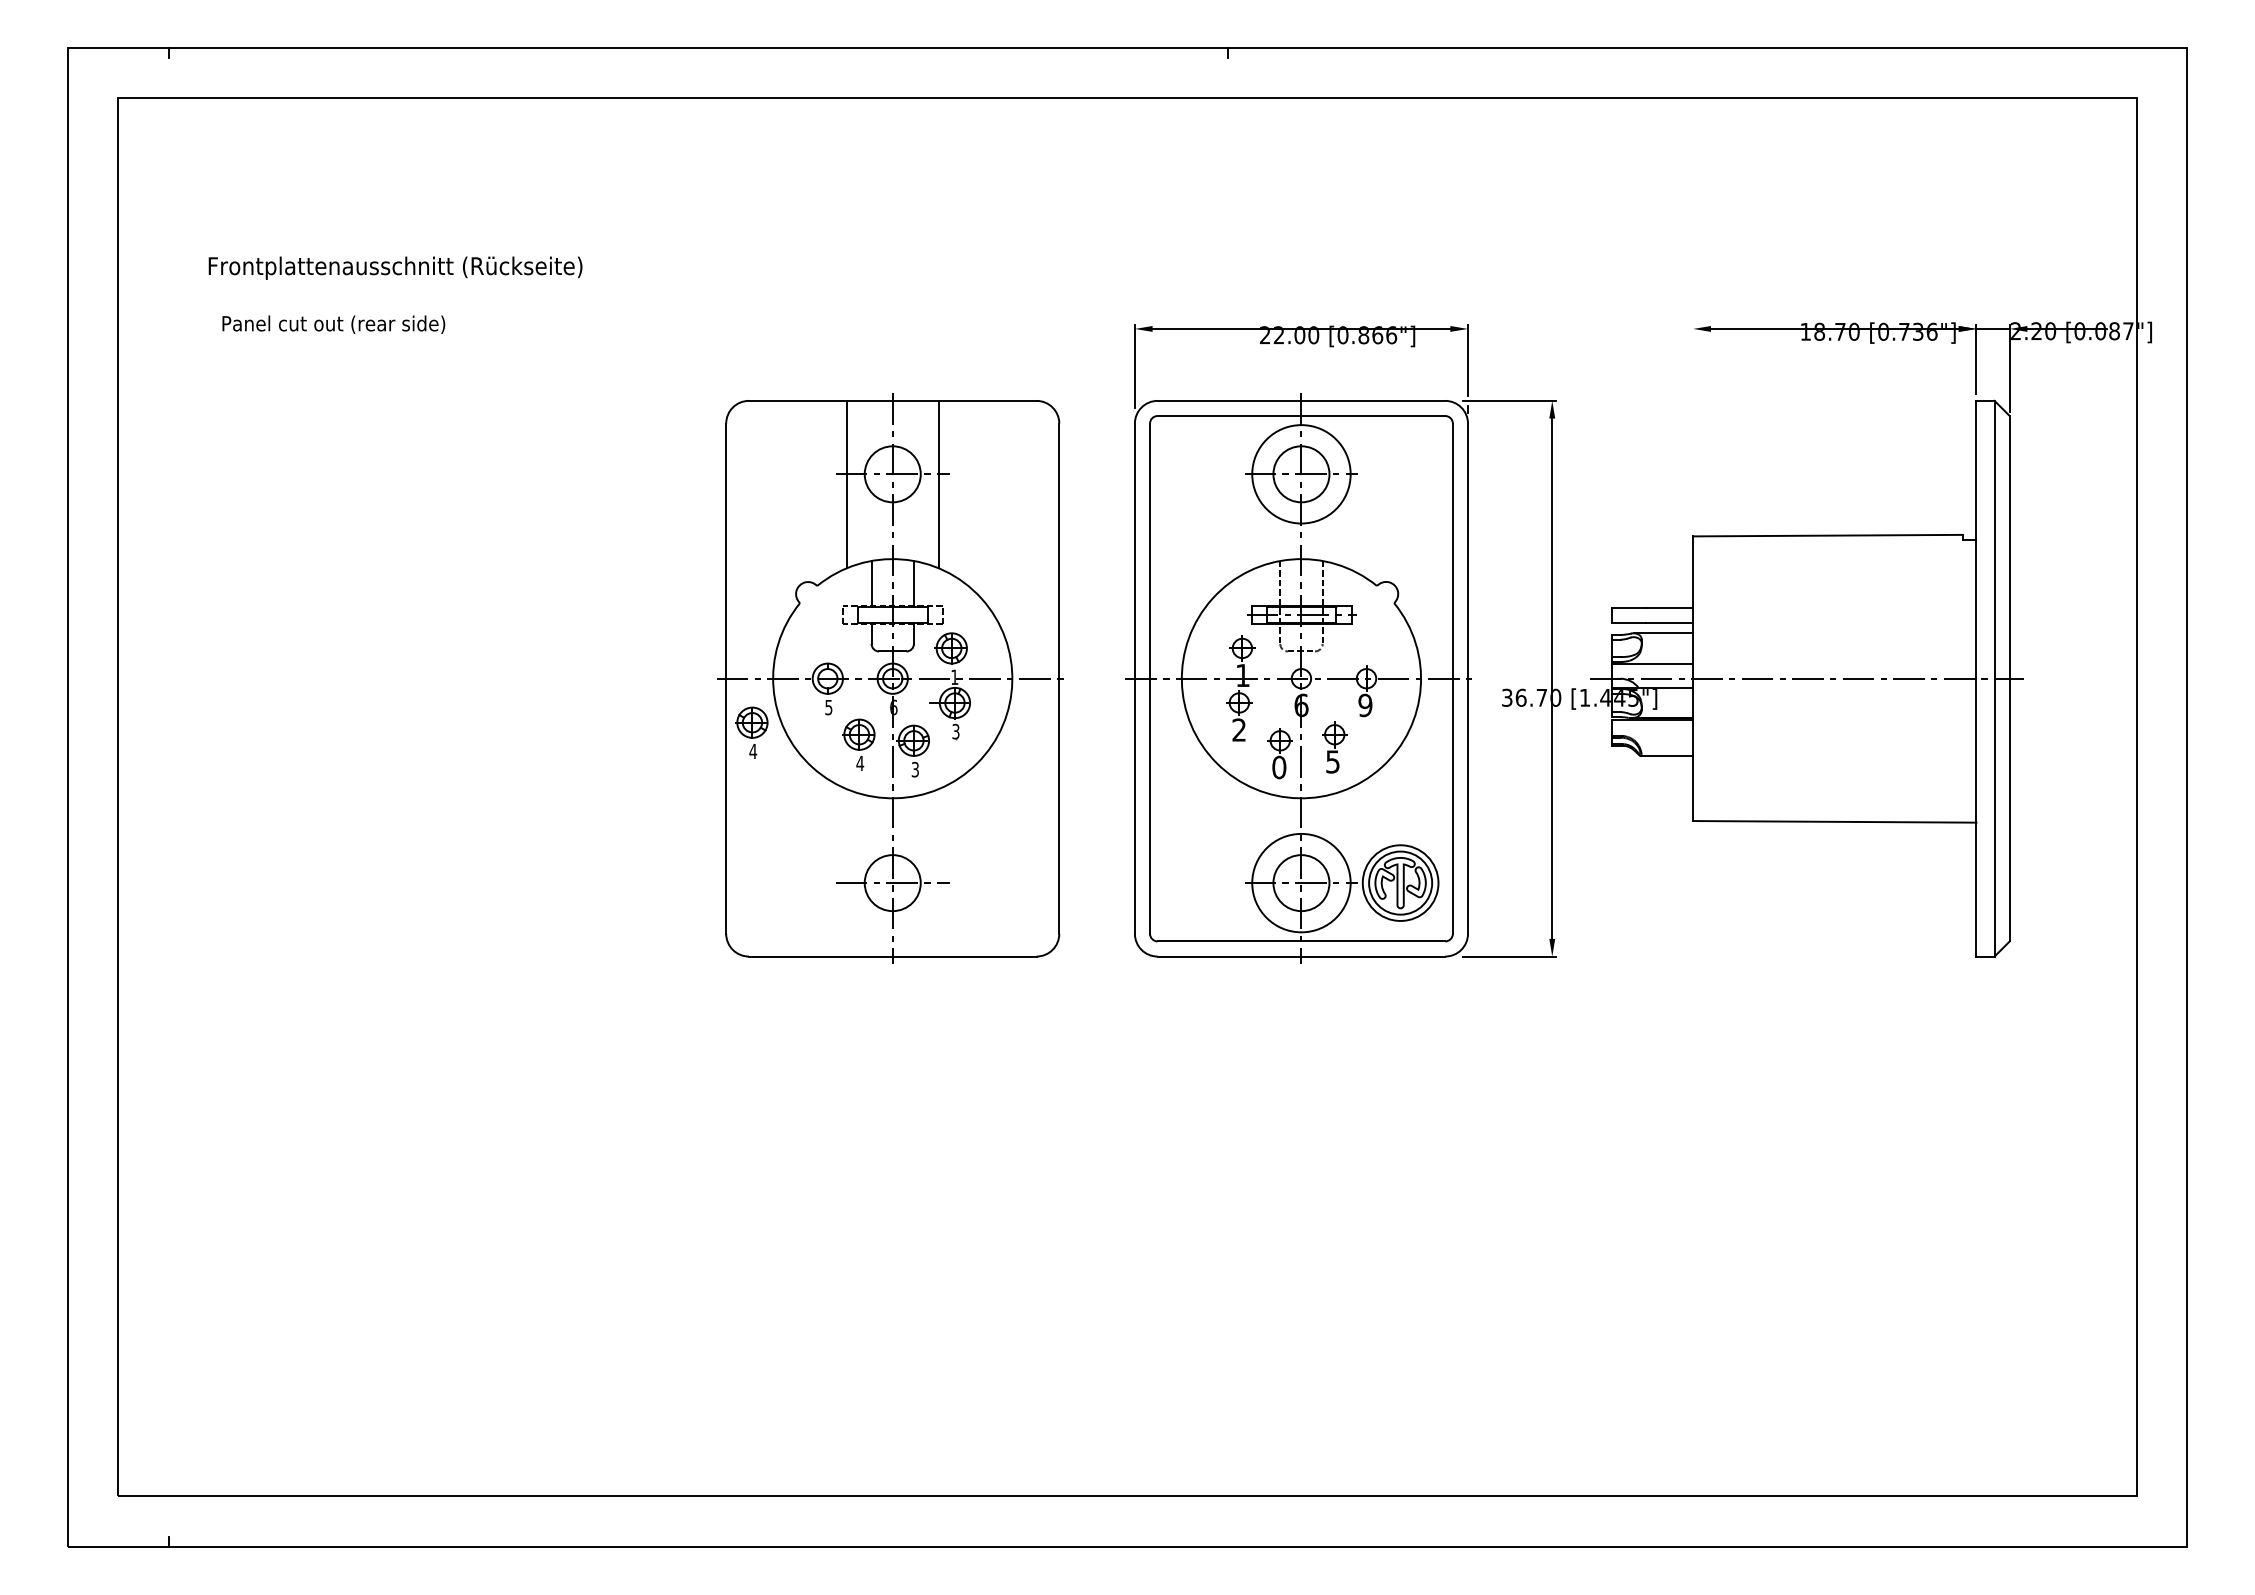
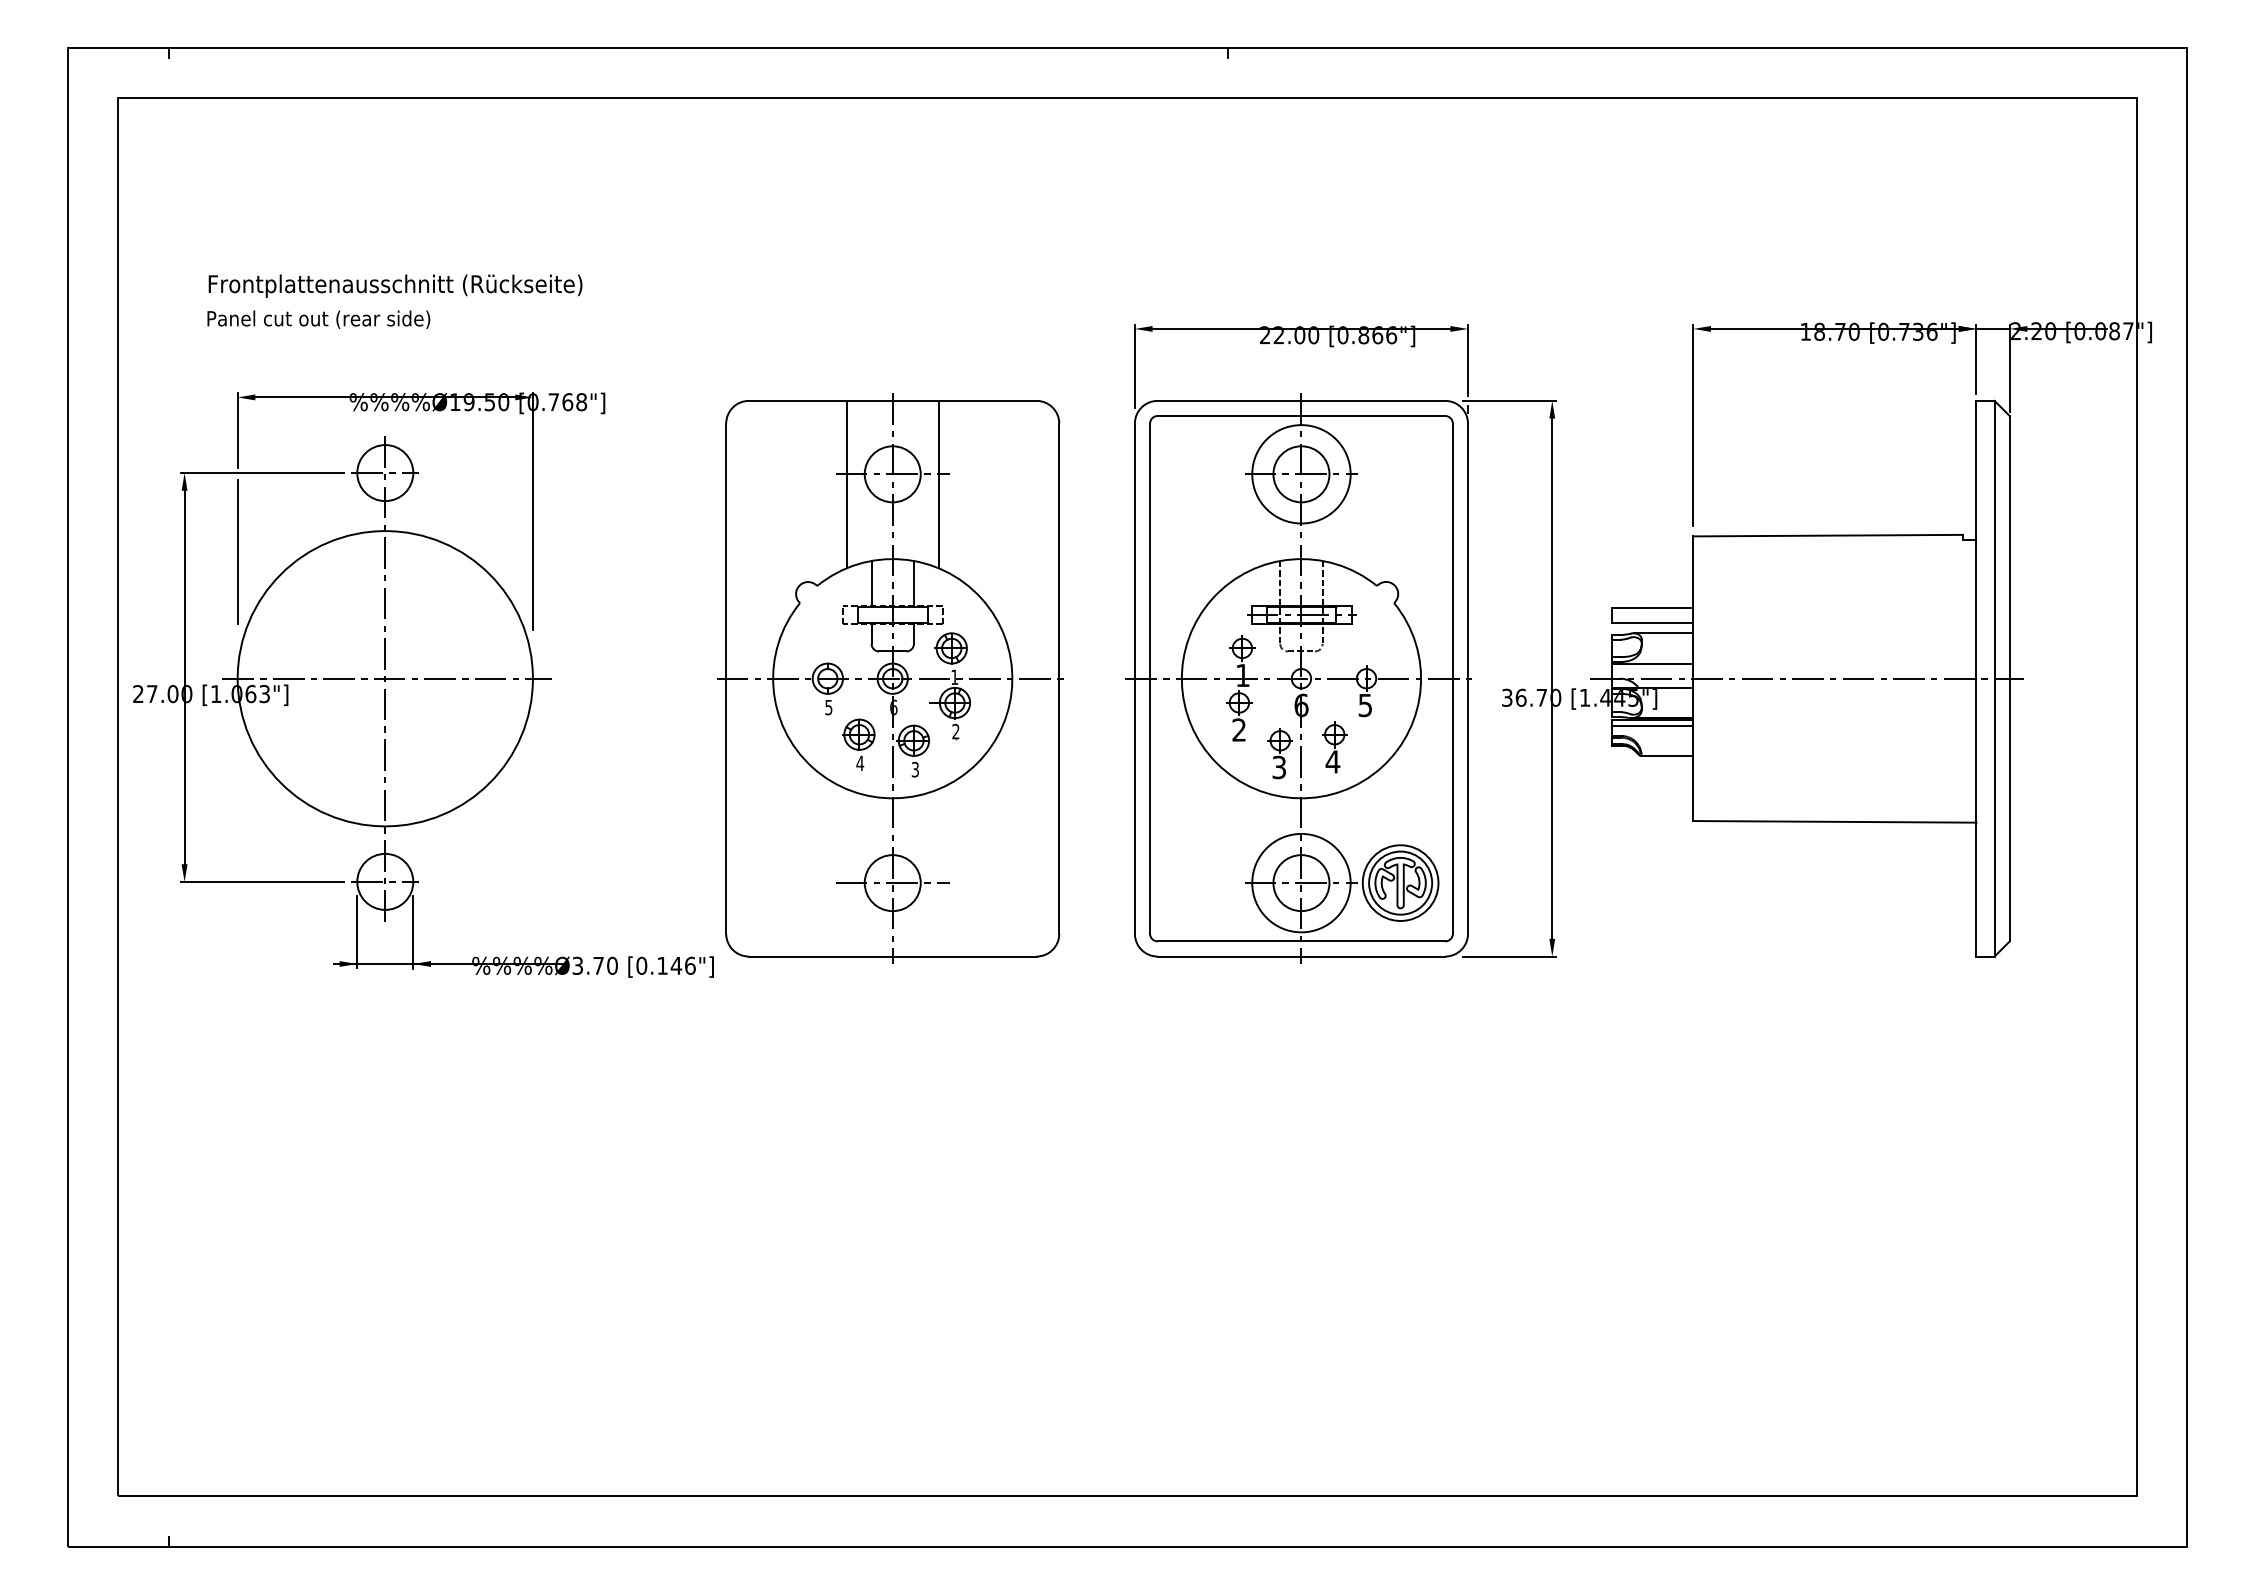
text position: (395, 267) -> (395, 285) (395, 285)
text position: (333, 324) -> (318, 319) (318, 319)
line: none -> present (1693, 424)
part: none -> present (423, 684)
text: 9 -> 5 (1365, 704)
line: none -> present (1652, 725)
text: 3 -> 2 (955, 731)
part: present -> none (751, 732)
text: 5 -> 4 (1332, 761)
text: 0 -> 3 (1279, 767)
